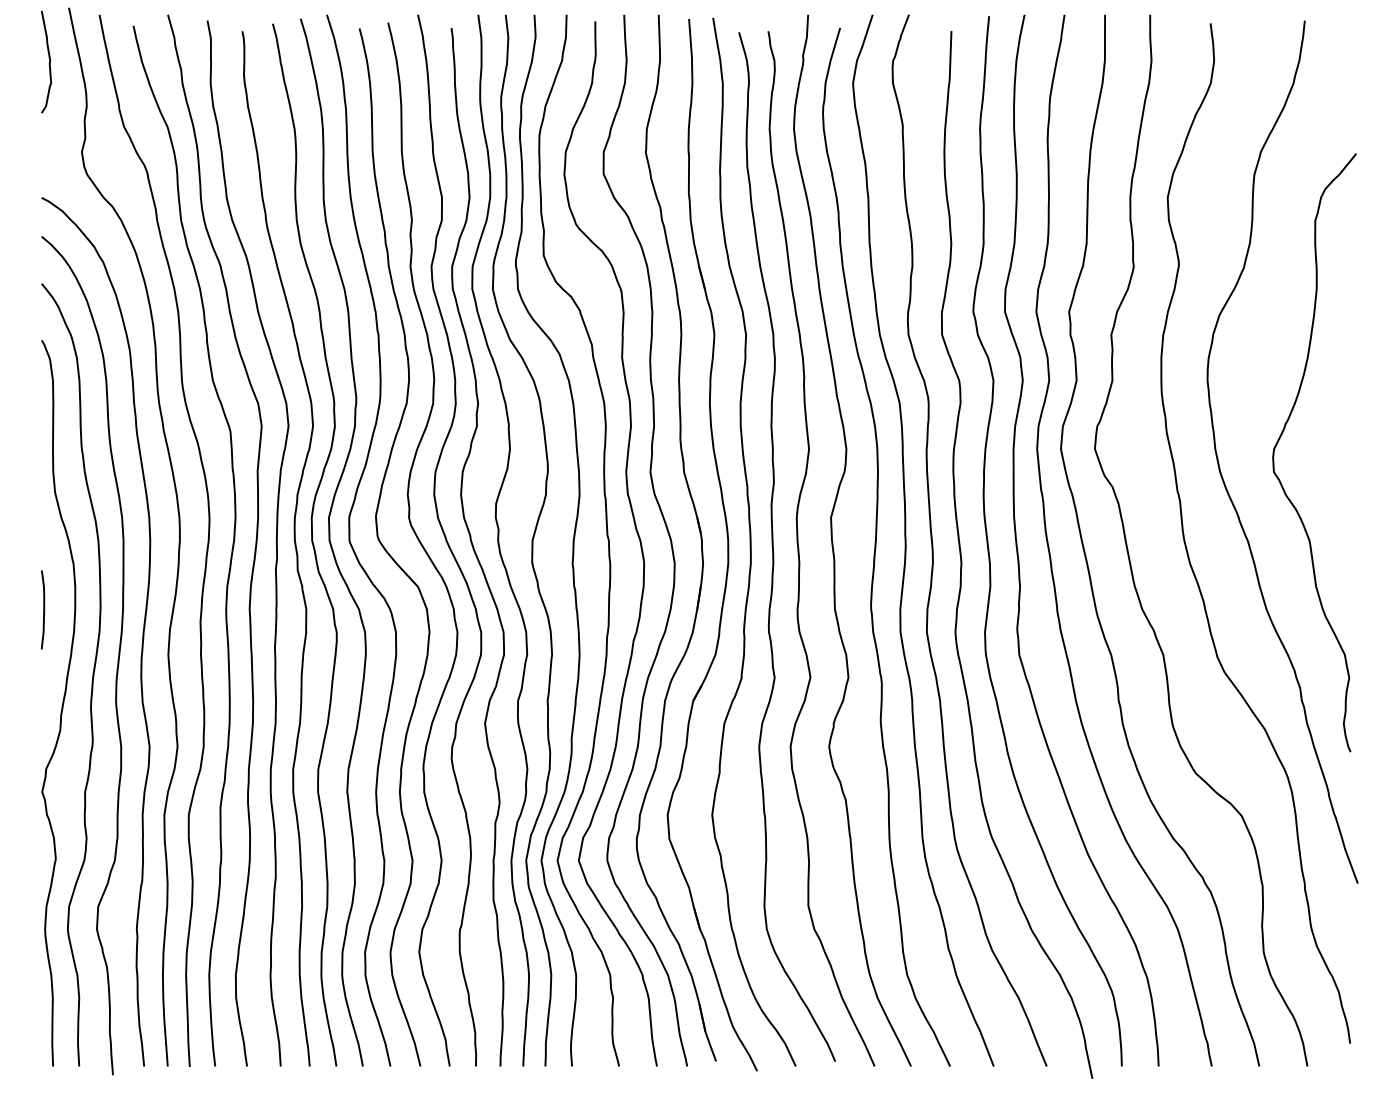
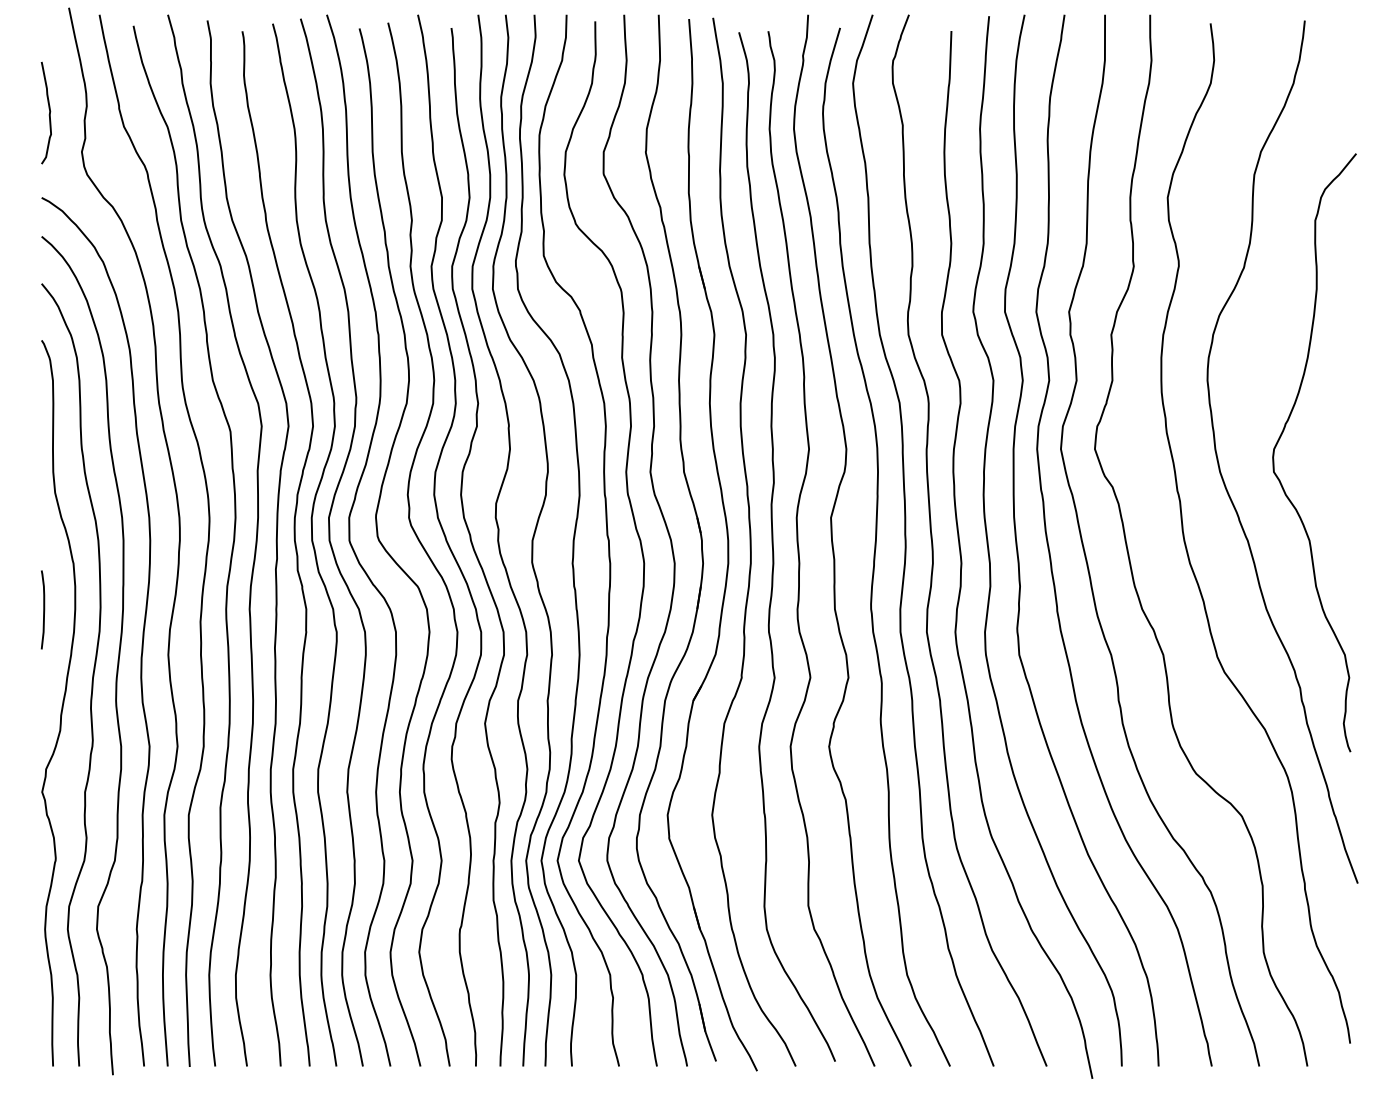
curve position: (48, 63) -> (48, 114) (48, 114)
